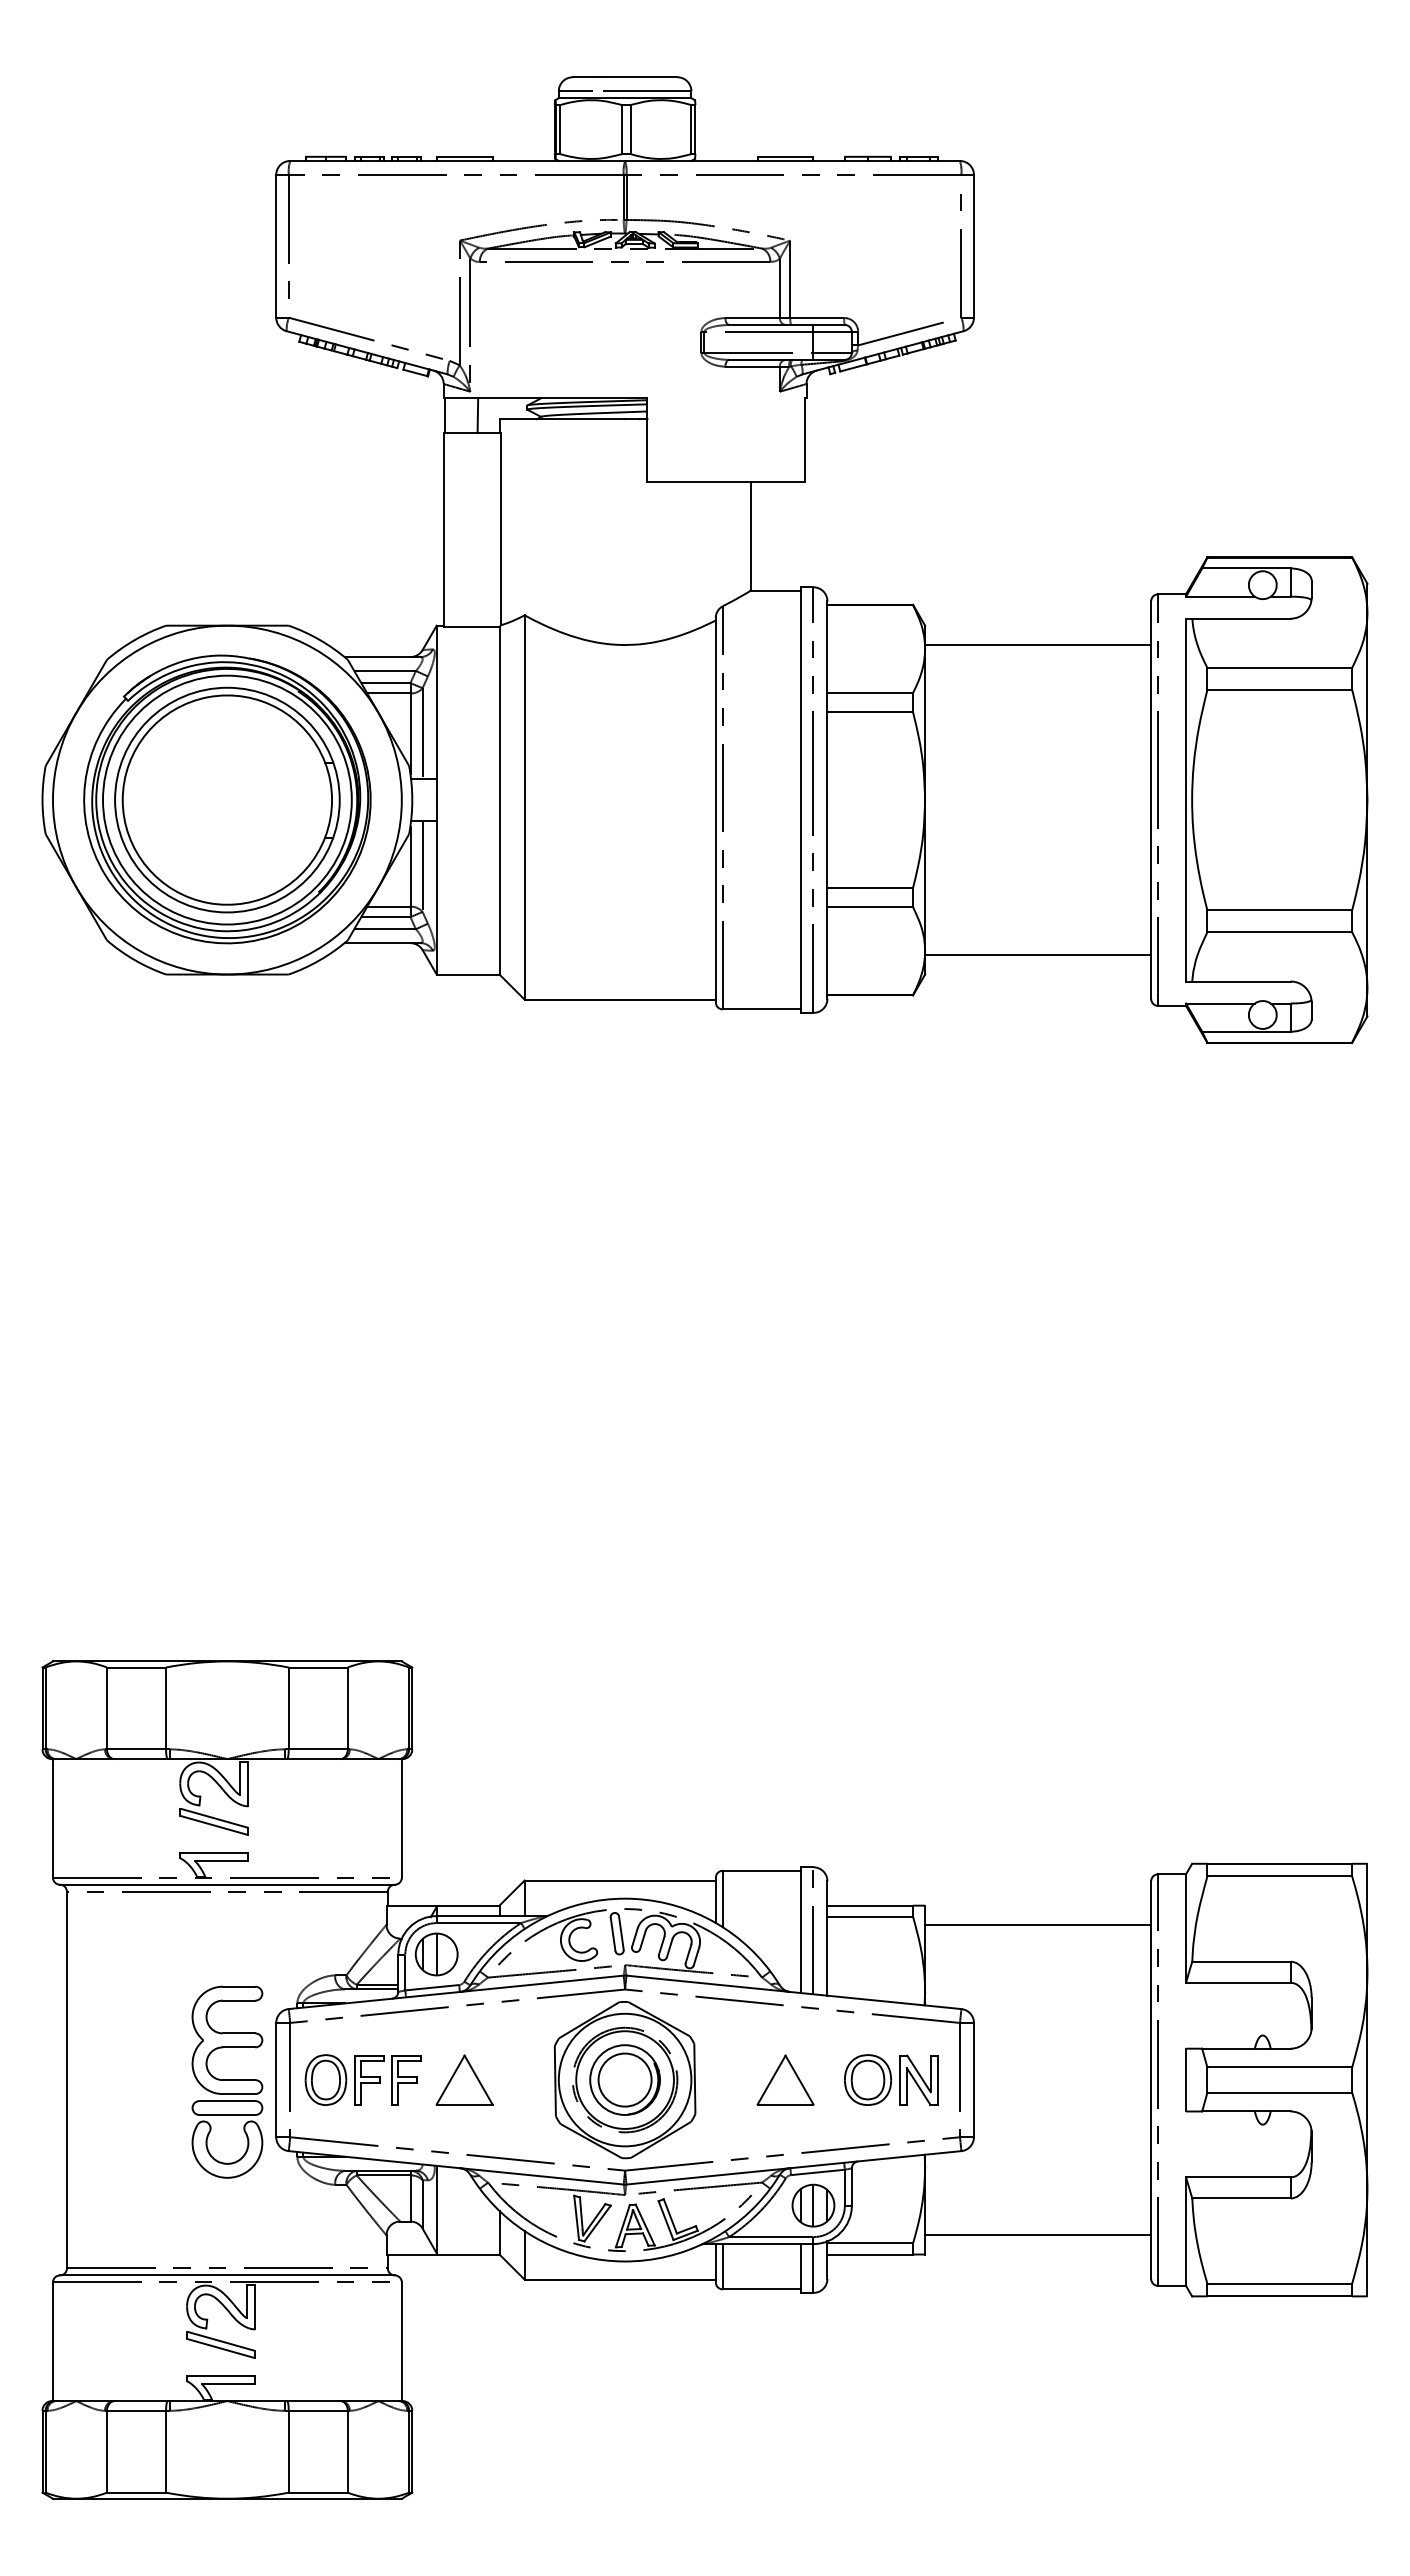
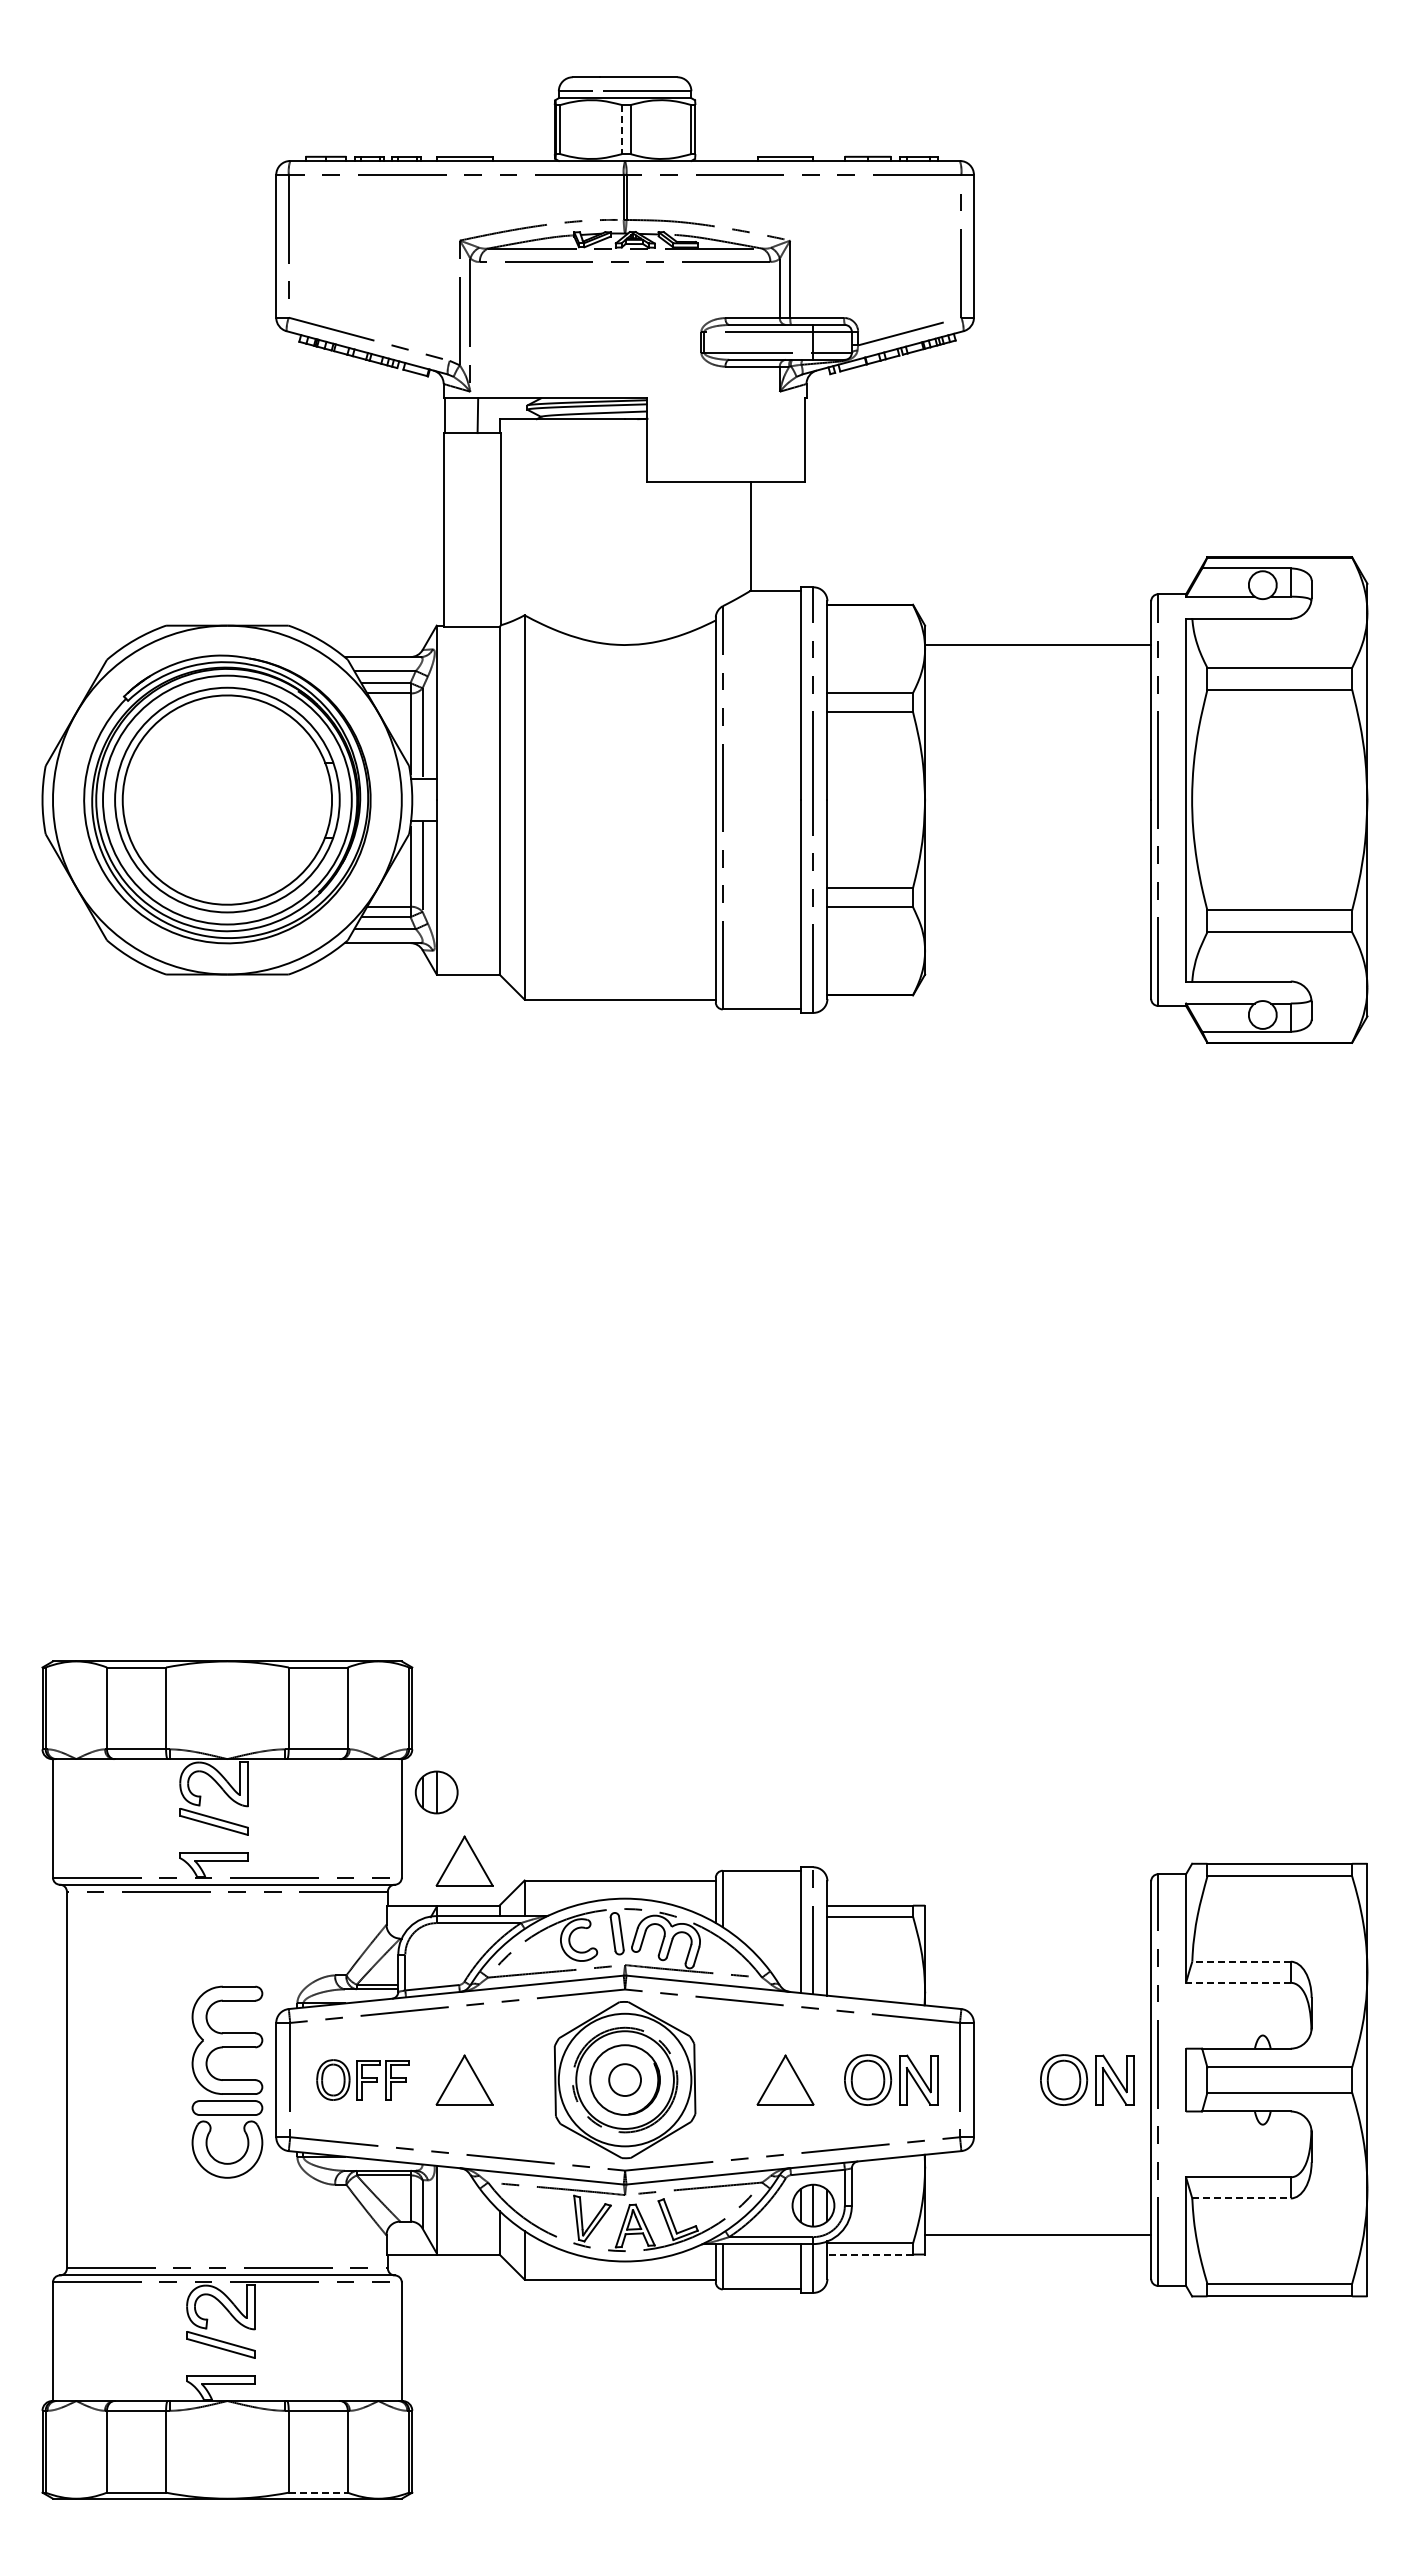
line: solid -> dashed (621, 129)
line: present -> none (1038, 955)
part: none -> present (464, 1860)
line: present -> none (1038, 1925)
part position: (436, 1954) -> (436, 1792) (436, 1792)
line: solid -> dashed (1241, 1961)
line: solid -> dashed (1237, 1982)
part size: 118x52 px -> 94x42 px (362, 2079)
circle diameter: 53 px -> 32 px (625, 2079)
part: none -> present (1087, 2079)
line: solid -> dashed (1242, 2198)
line: solid -> dashed (870, 2254)
line: solid -> dashed (318, 2492)
